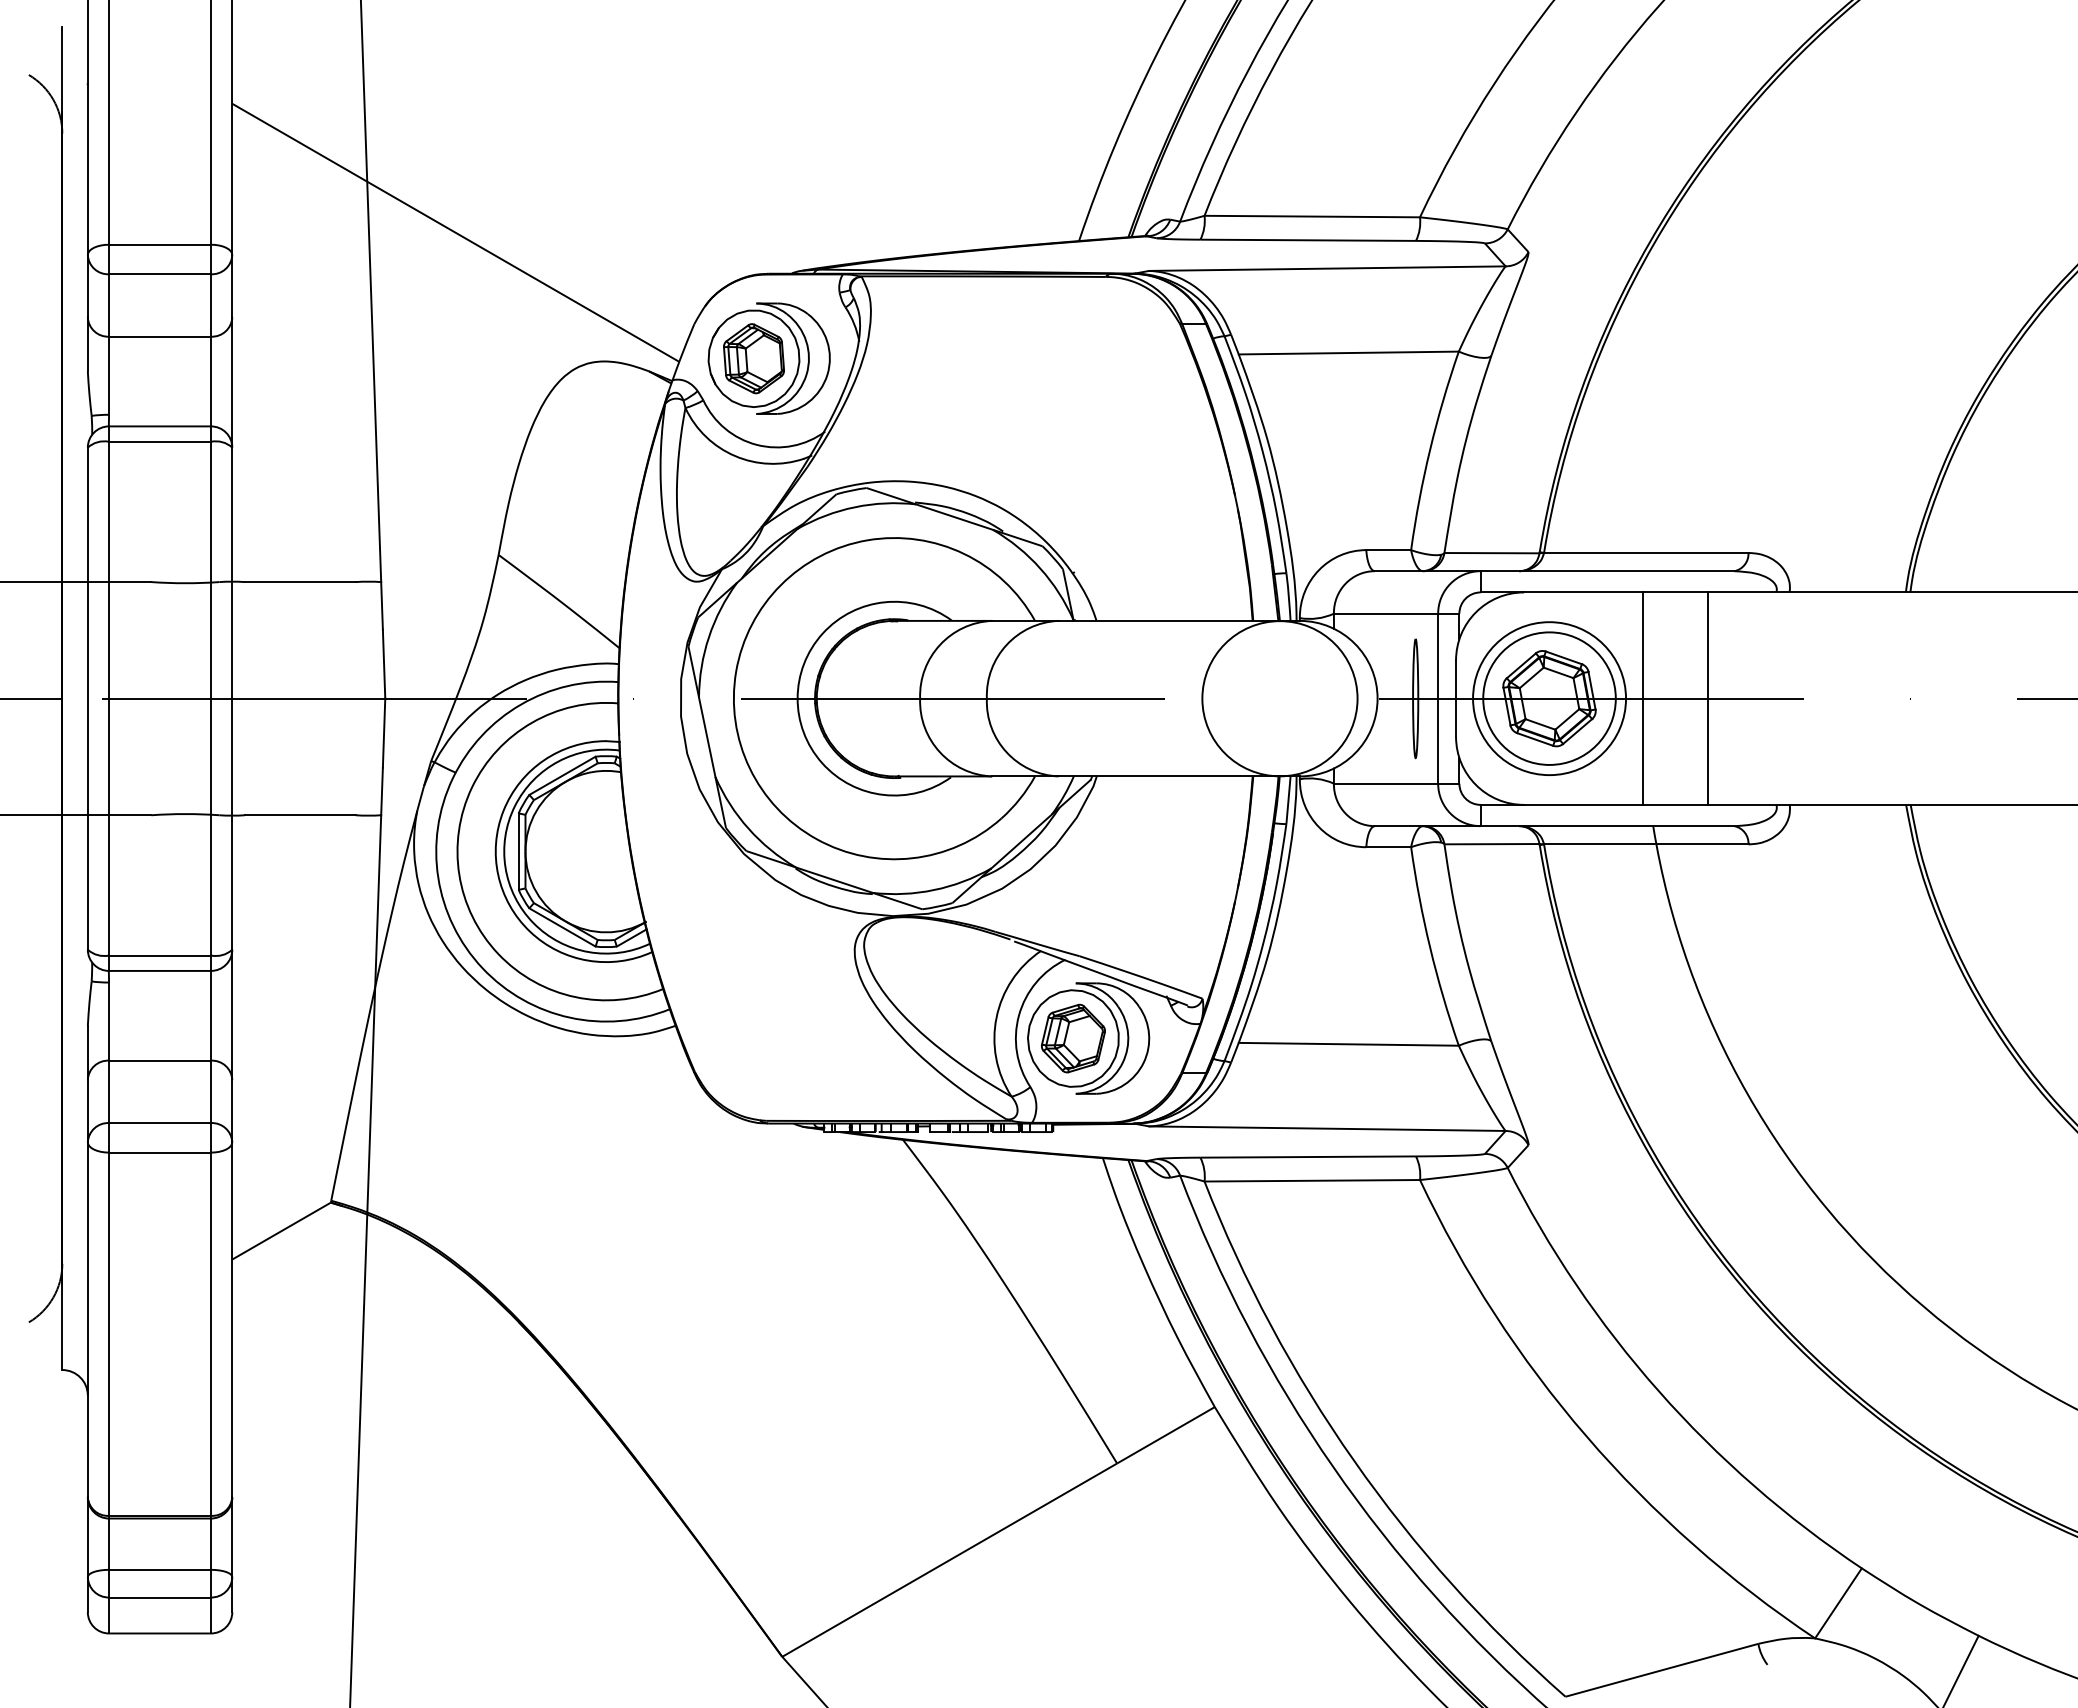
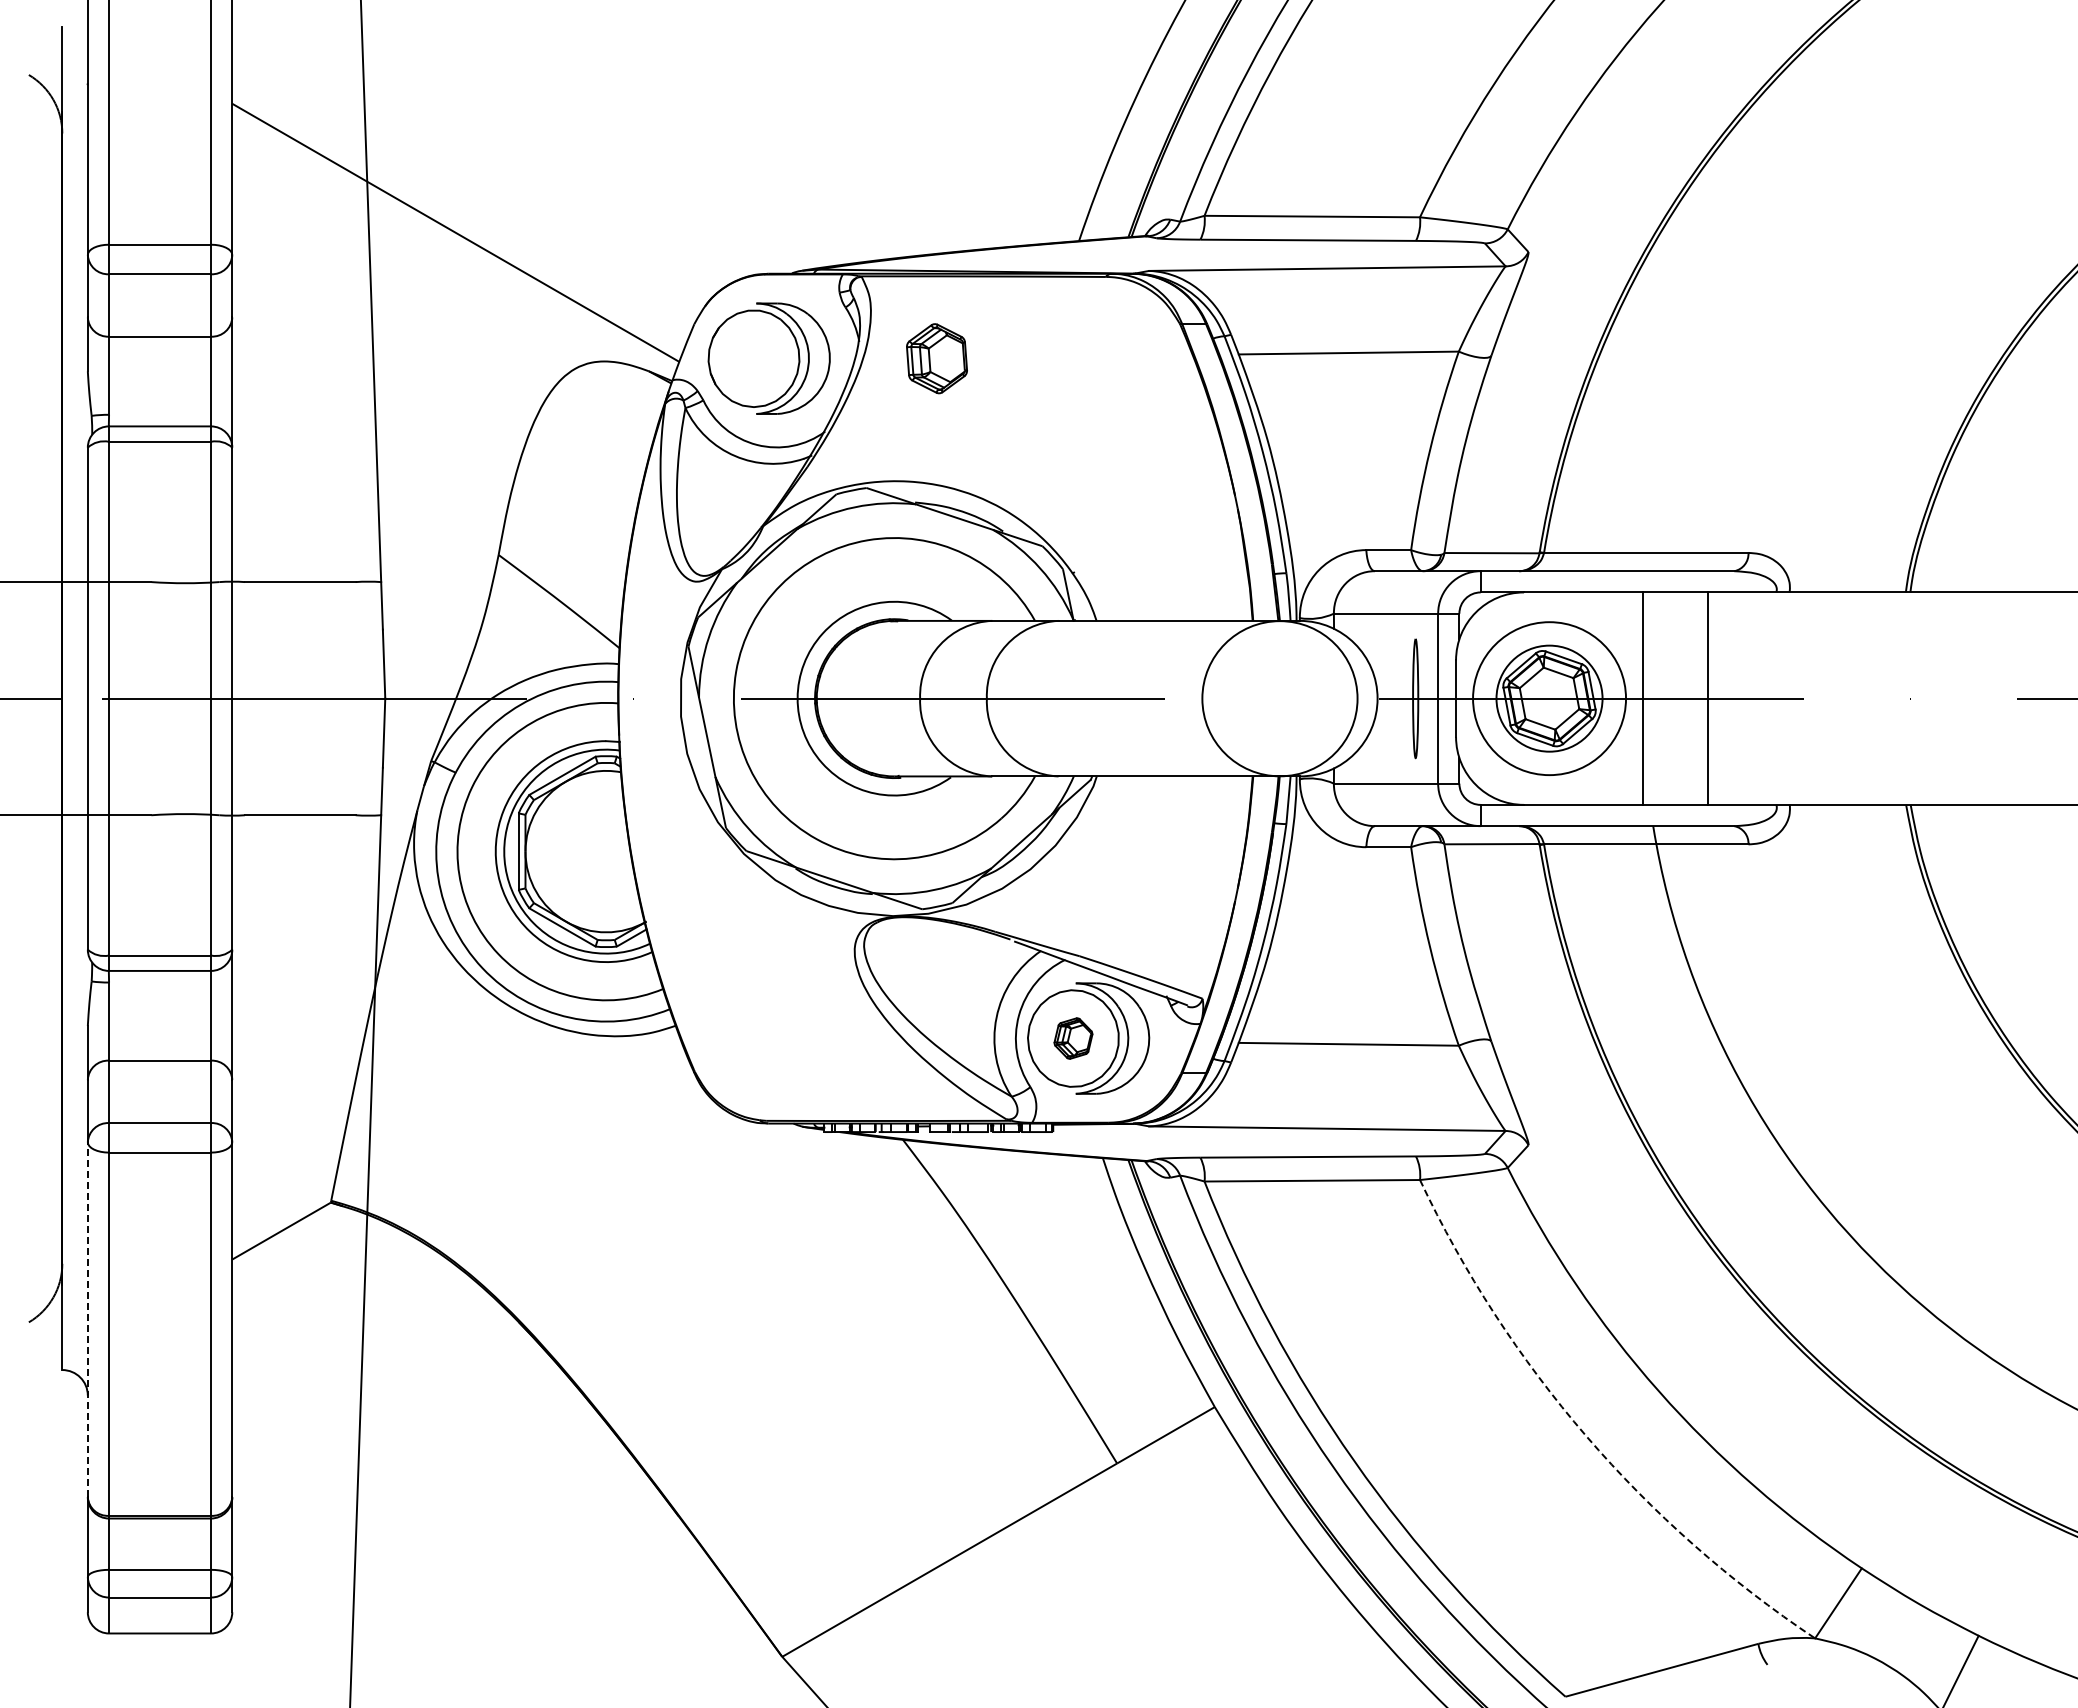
part position: (753, 358) -> (936, 358) (936, 358)
circle diameter: 133 px -> 106 px (1549, 698)
part size: 65x71 px -> 41x43 px (1073, 1038)
line: solid -> dashed (87, 1319)
arc: solid -> dashed (1586, 1436)
